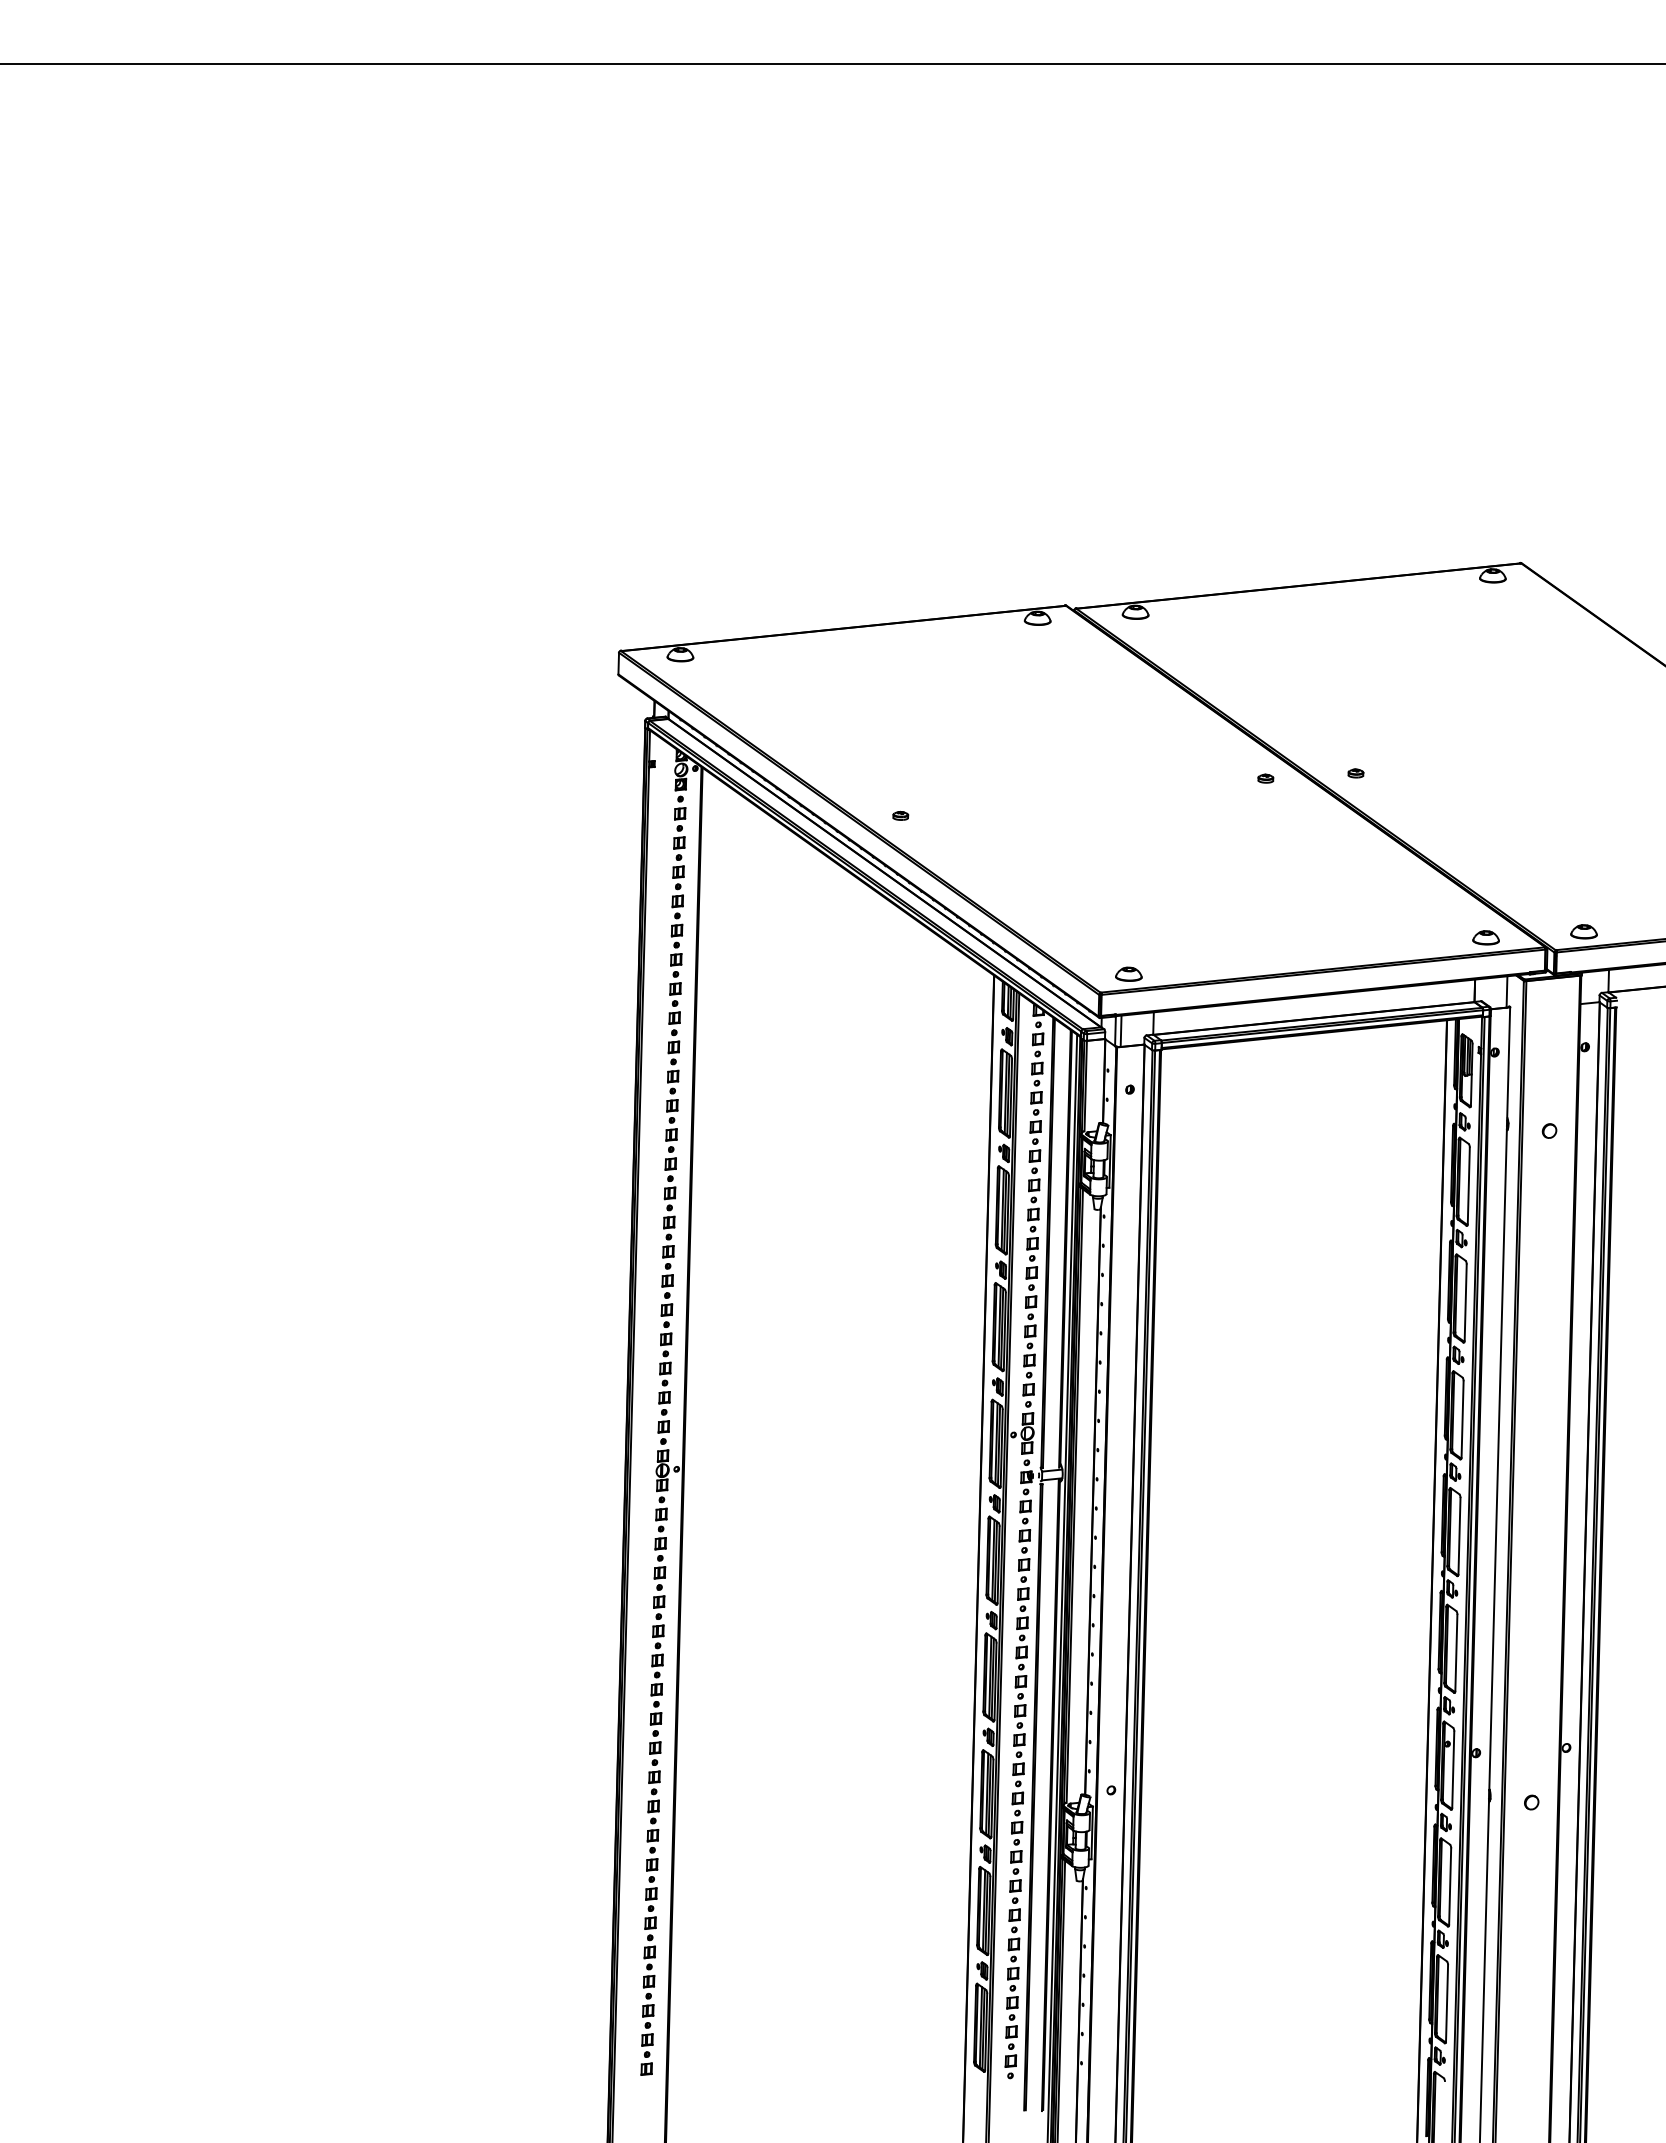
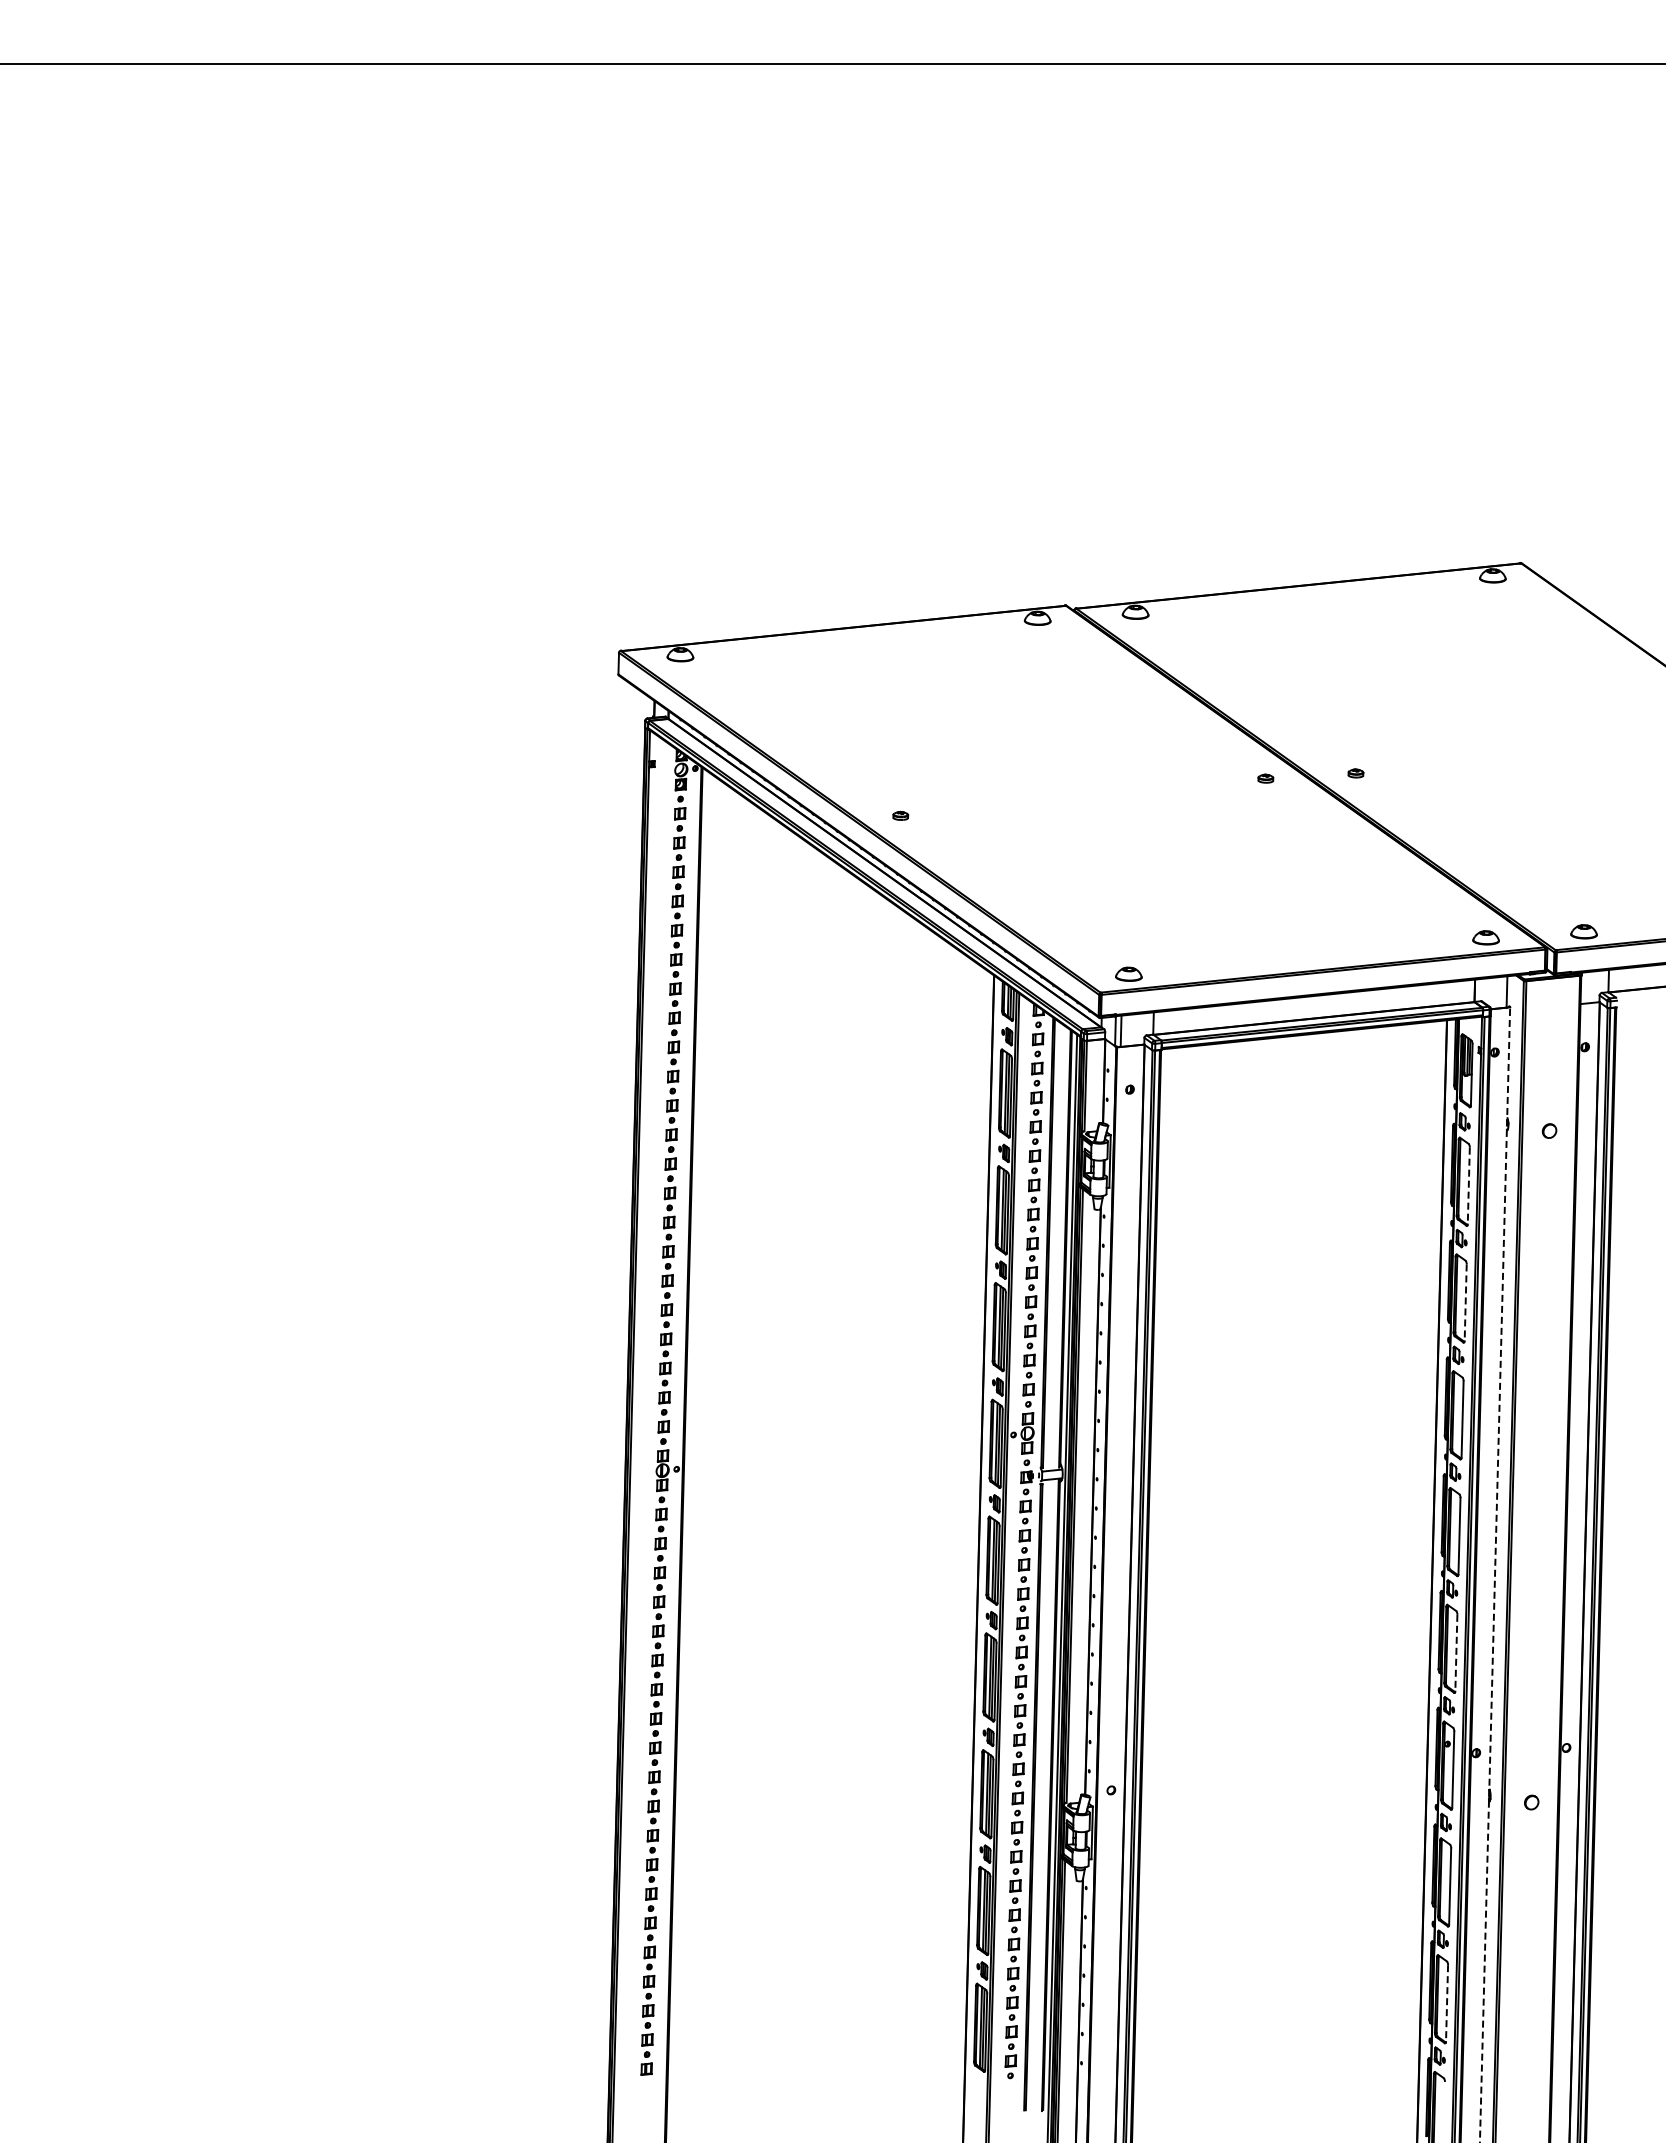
line: solid -> dashed (1468, 1185)
line: solid -> dashed (1465, 1302)
line: solid -> dashed (1495, 1575)
line: solid -> dashed (1456, 1652)
line: solid -> dashed (1447, 2003)
